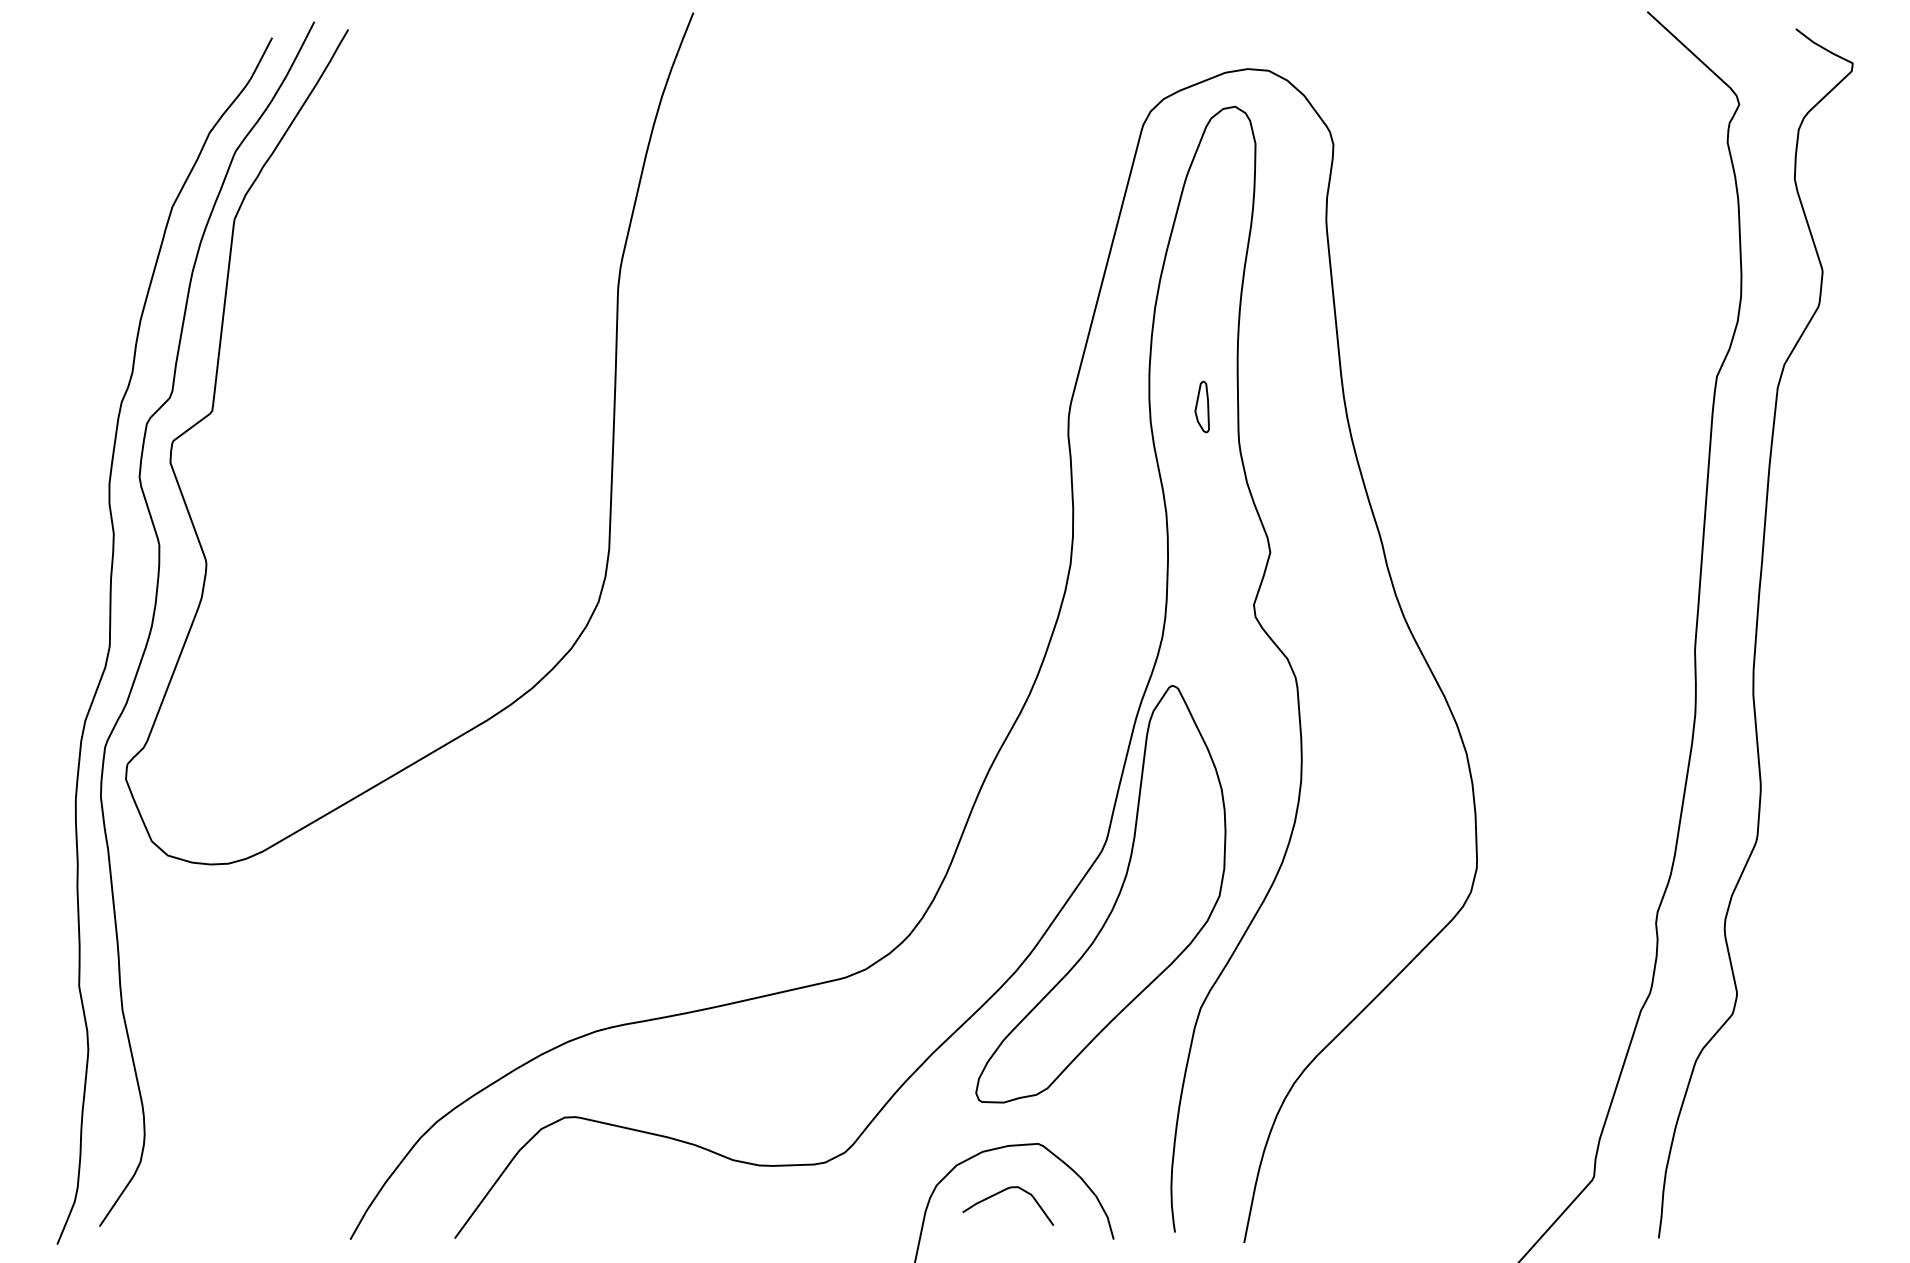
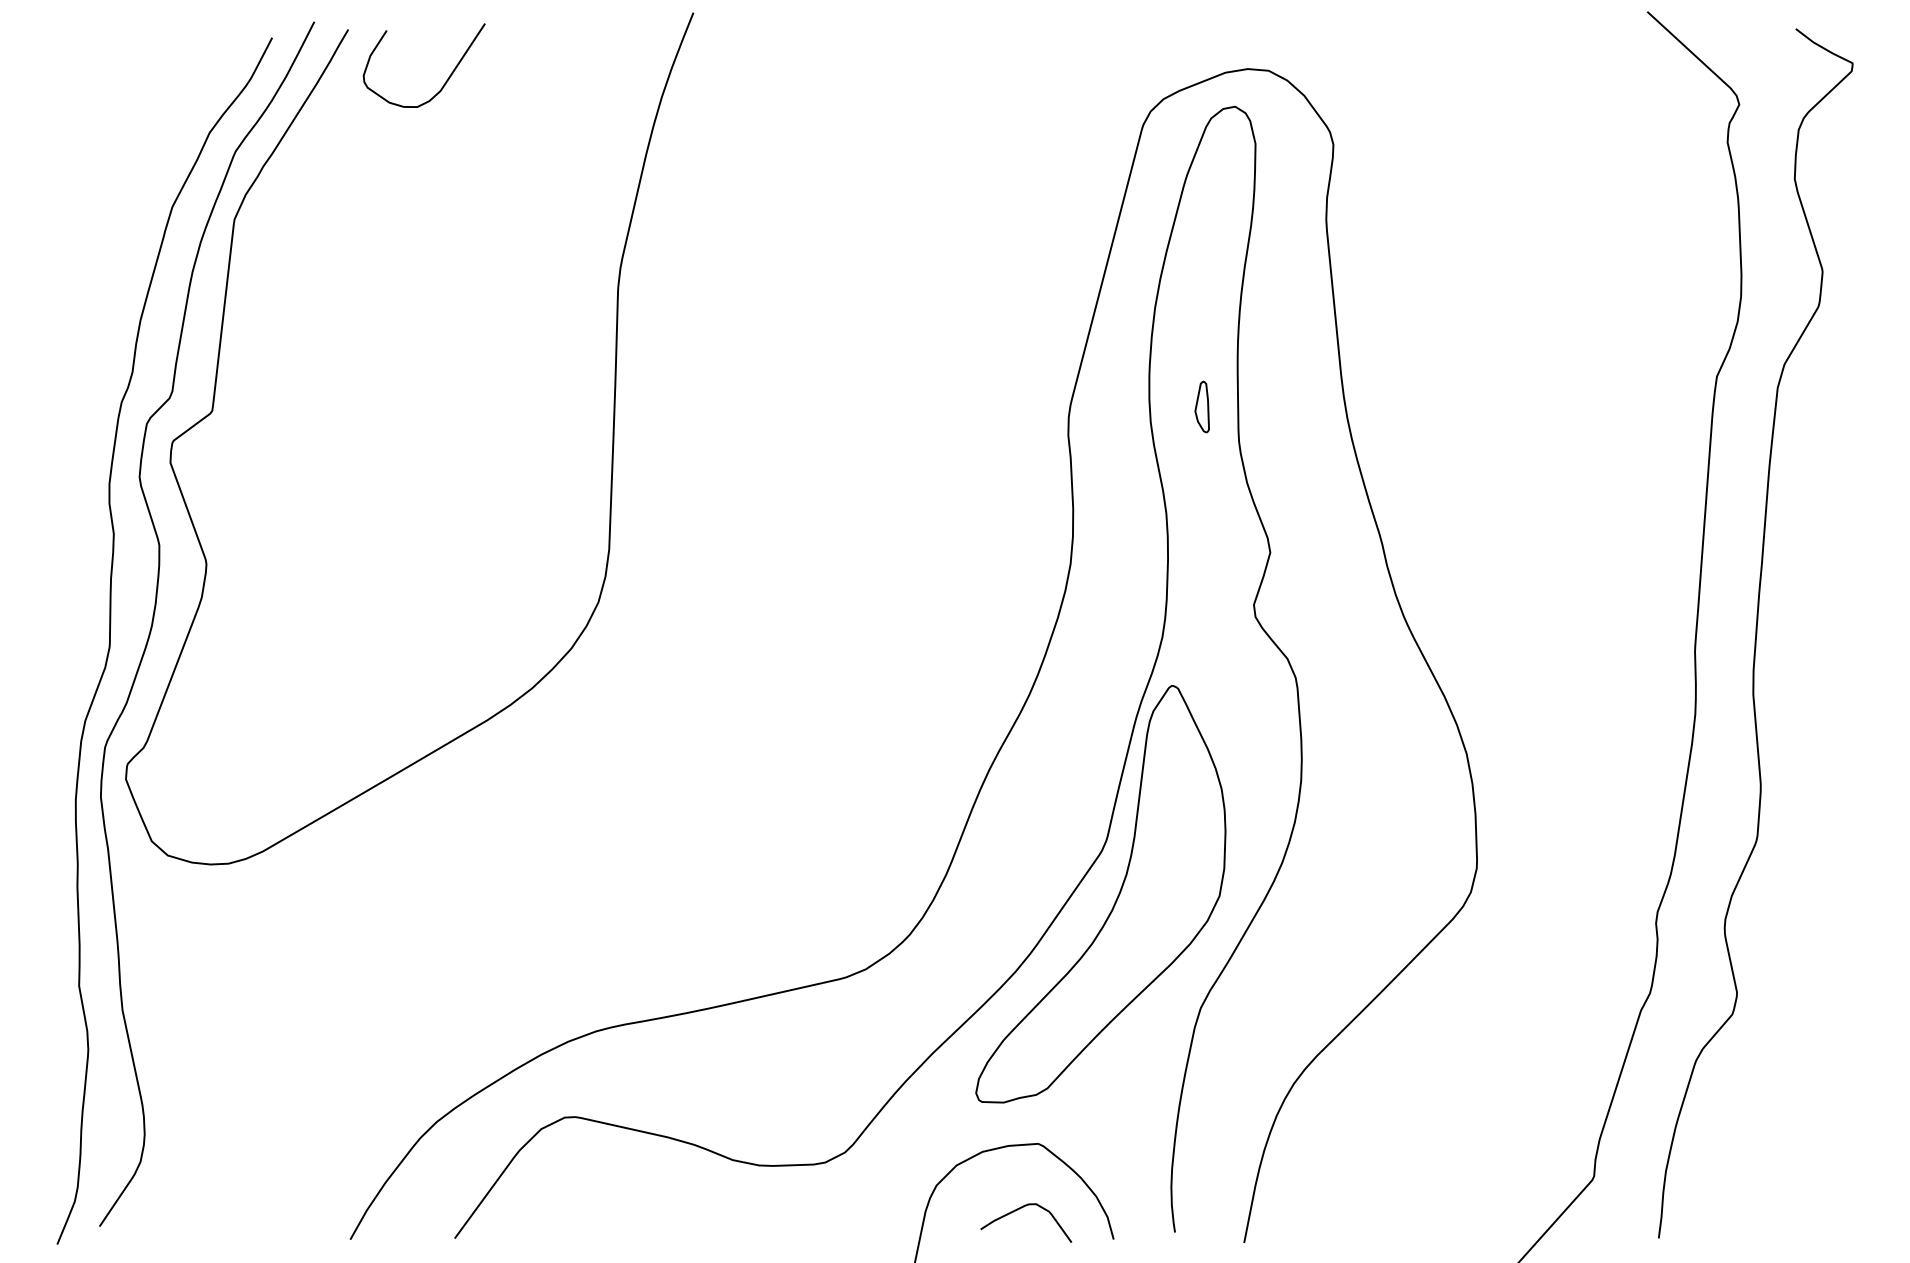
curve: none -> present (445, 81)
curve position: (1001, 1192) -> (1019, 1209) (1019, 1209)
